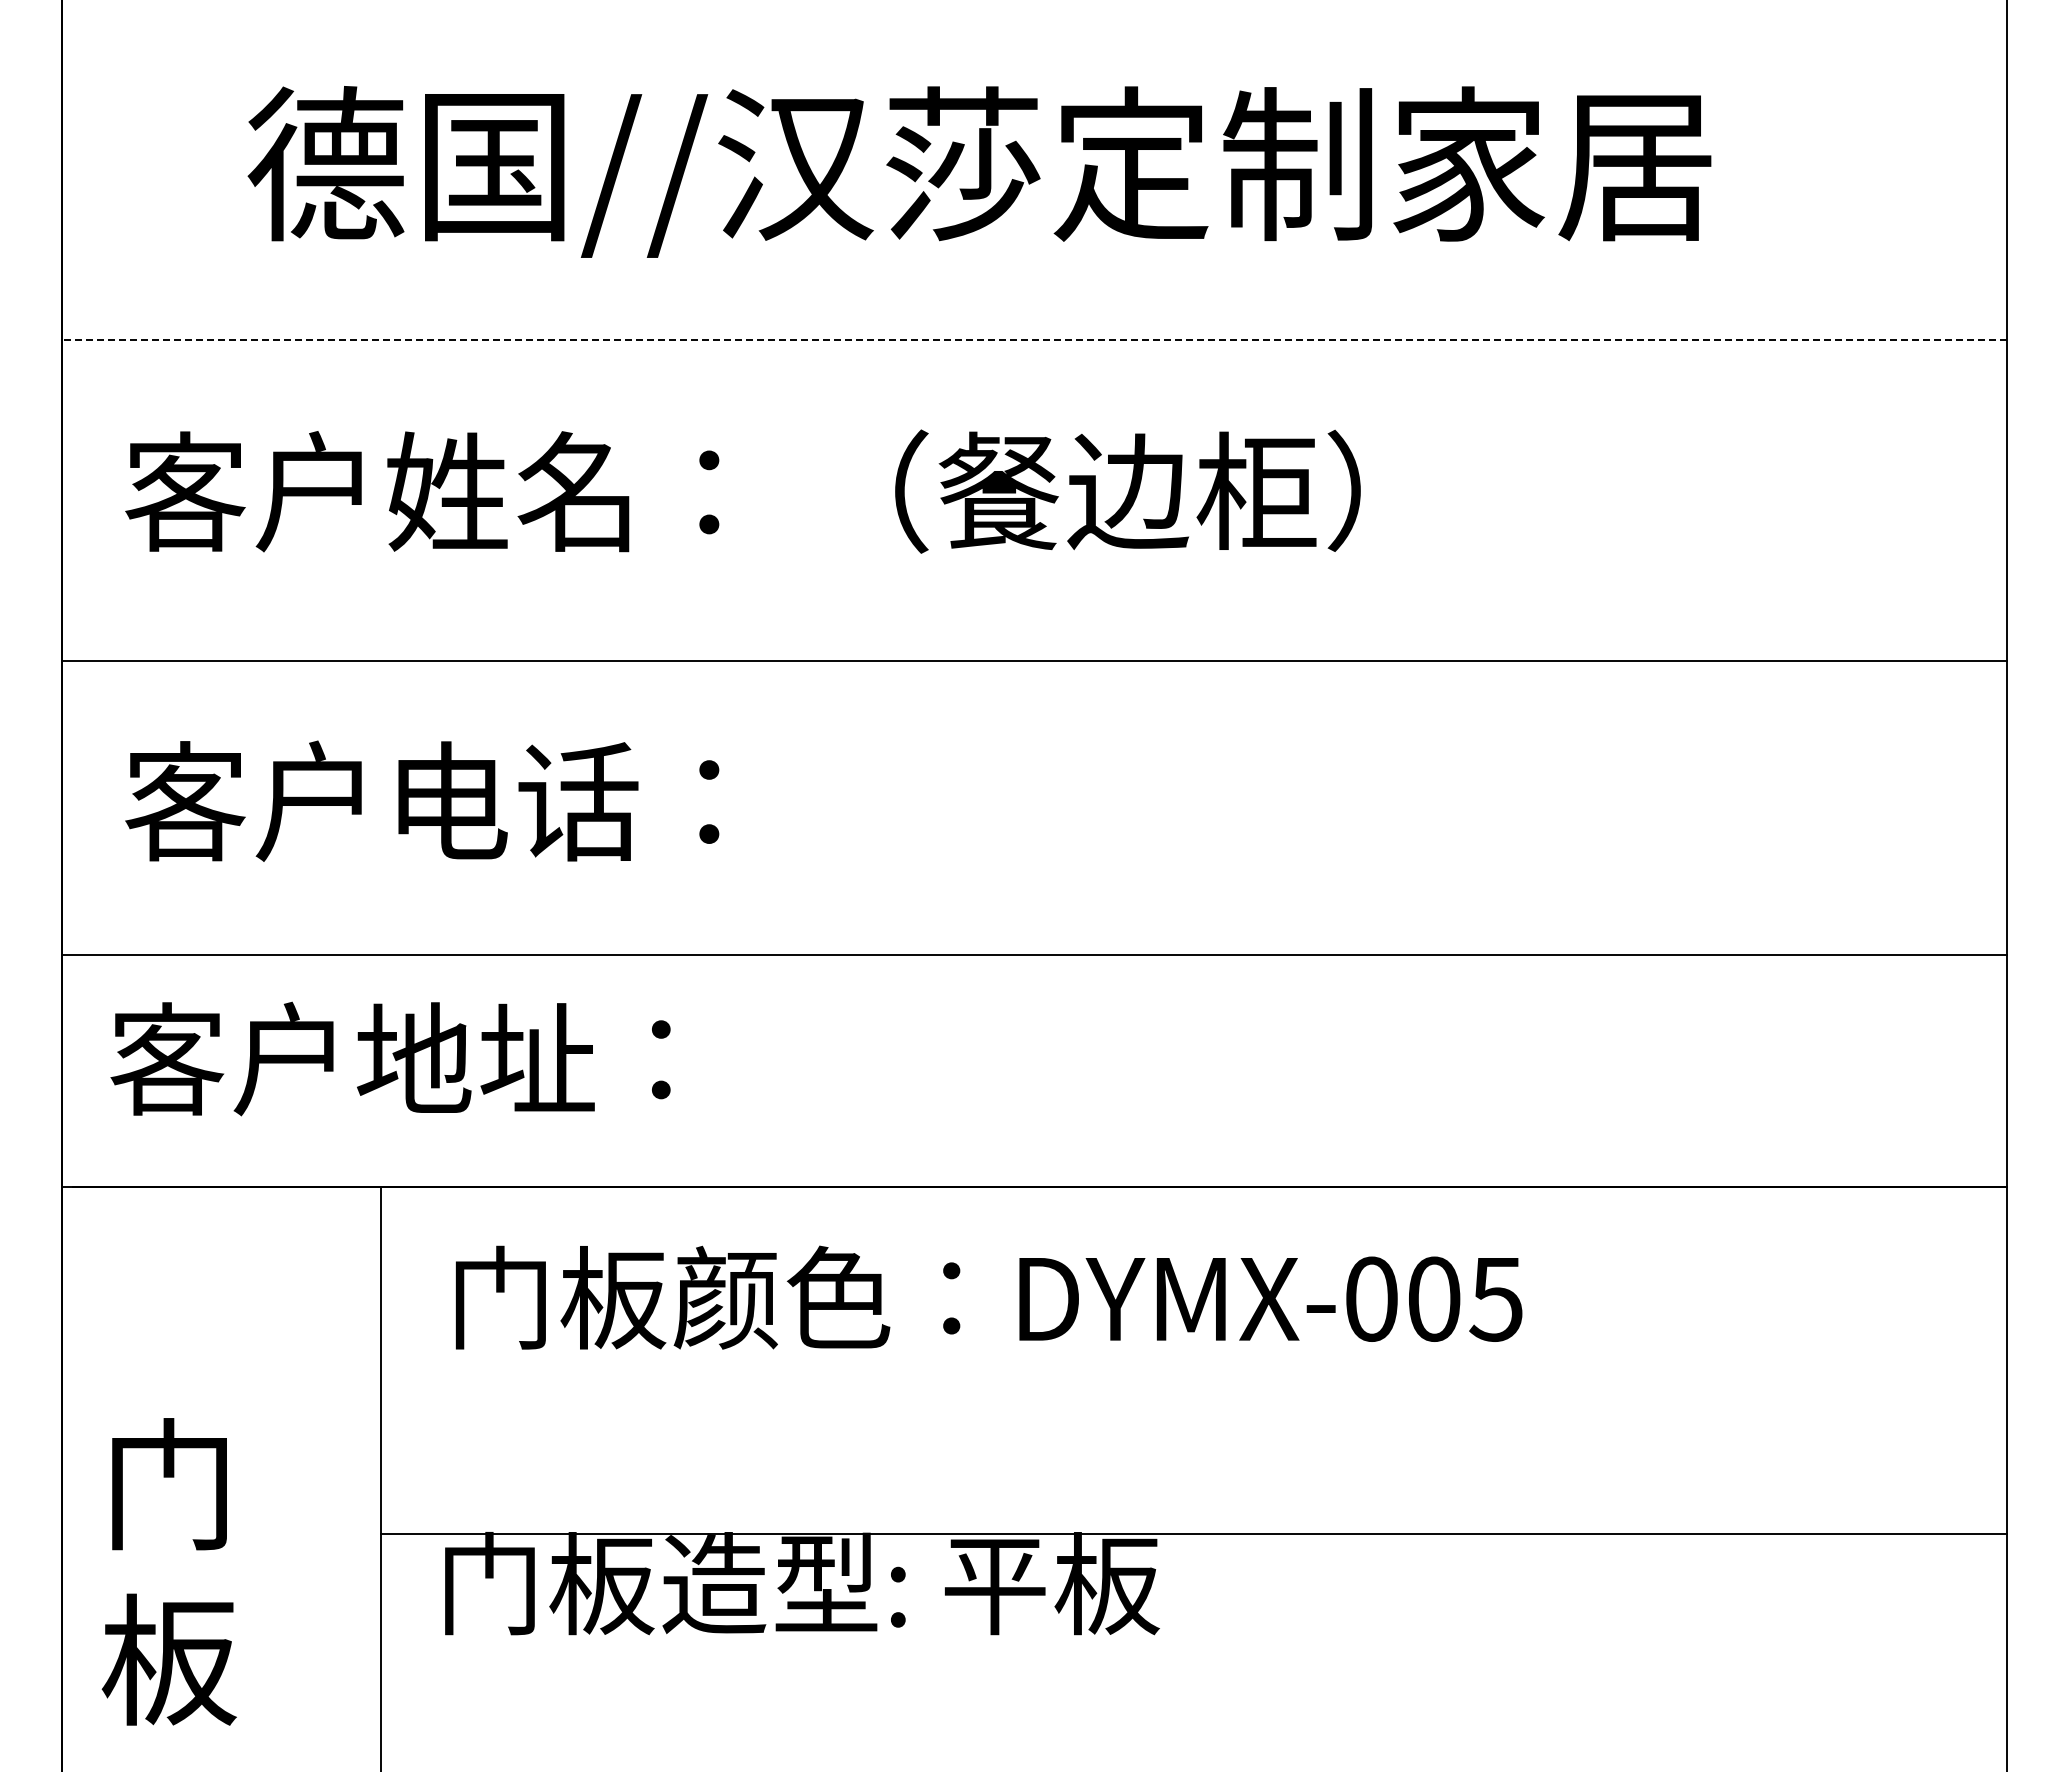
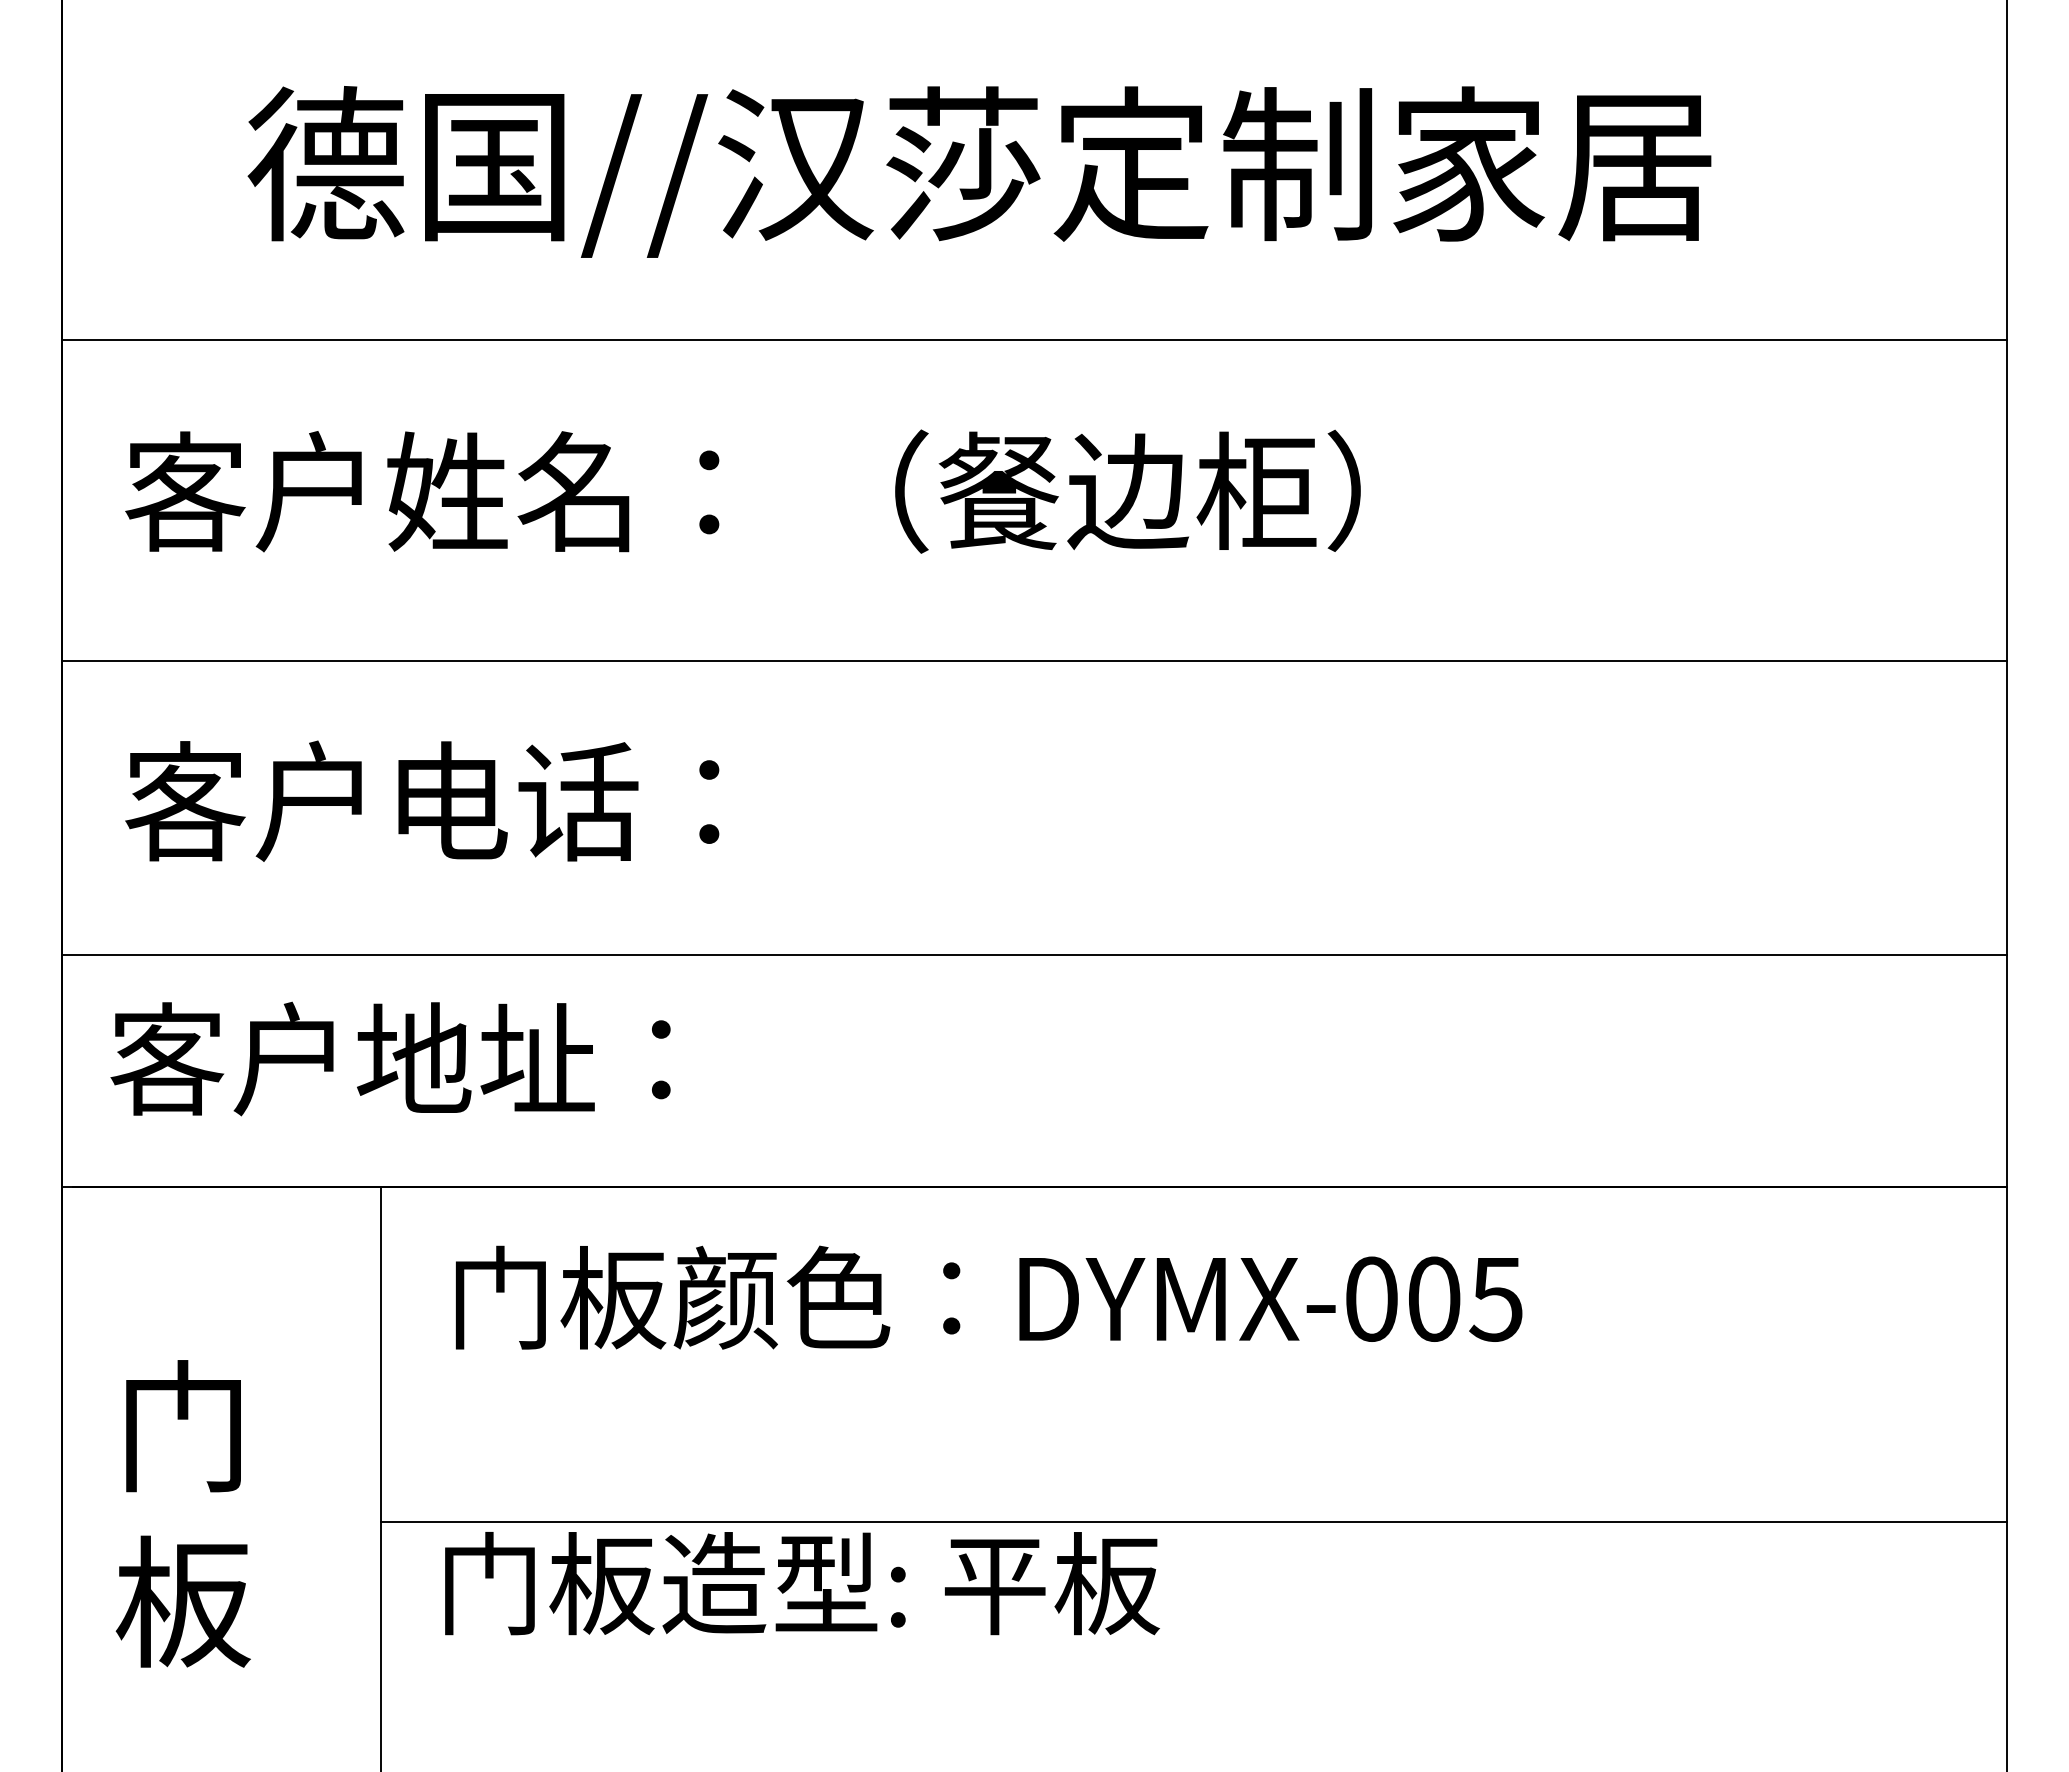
line: dashed -> solid (1034, 339)
line position: (1193, 1533) -> (1193, 1521) (1193, 1521)
text position: (168, 1571) -> (182, 1513) (182, 1513)
